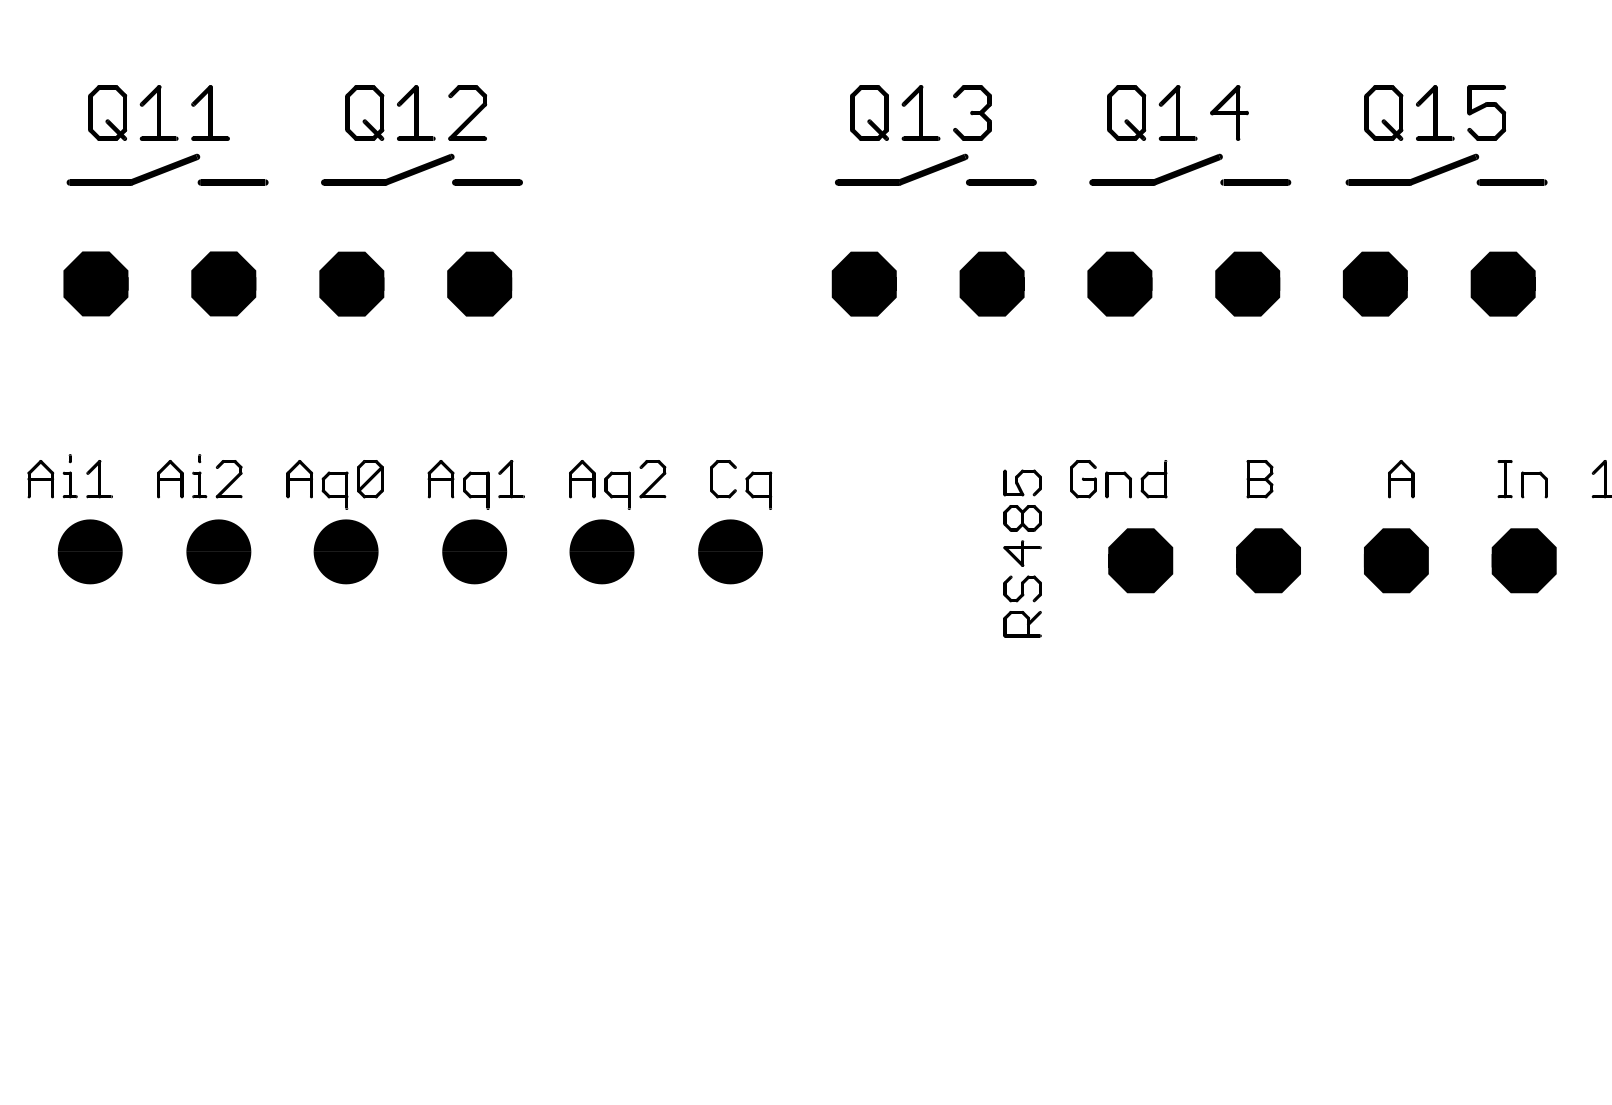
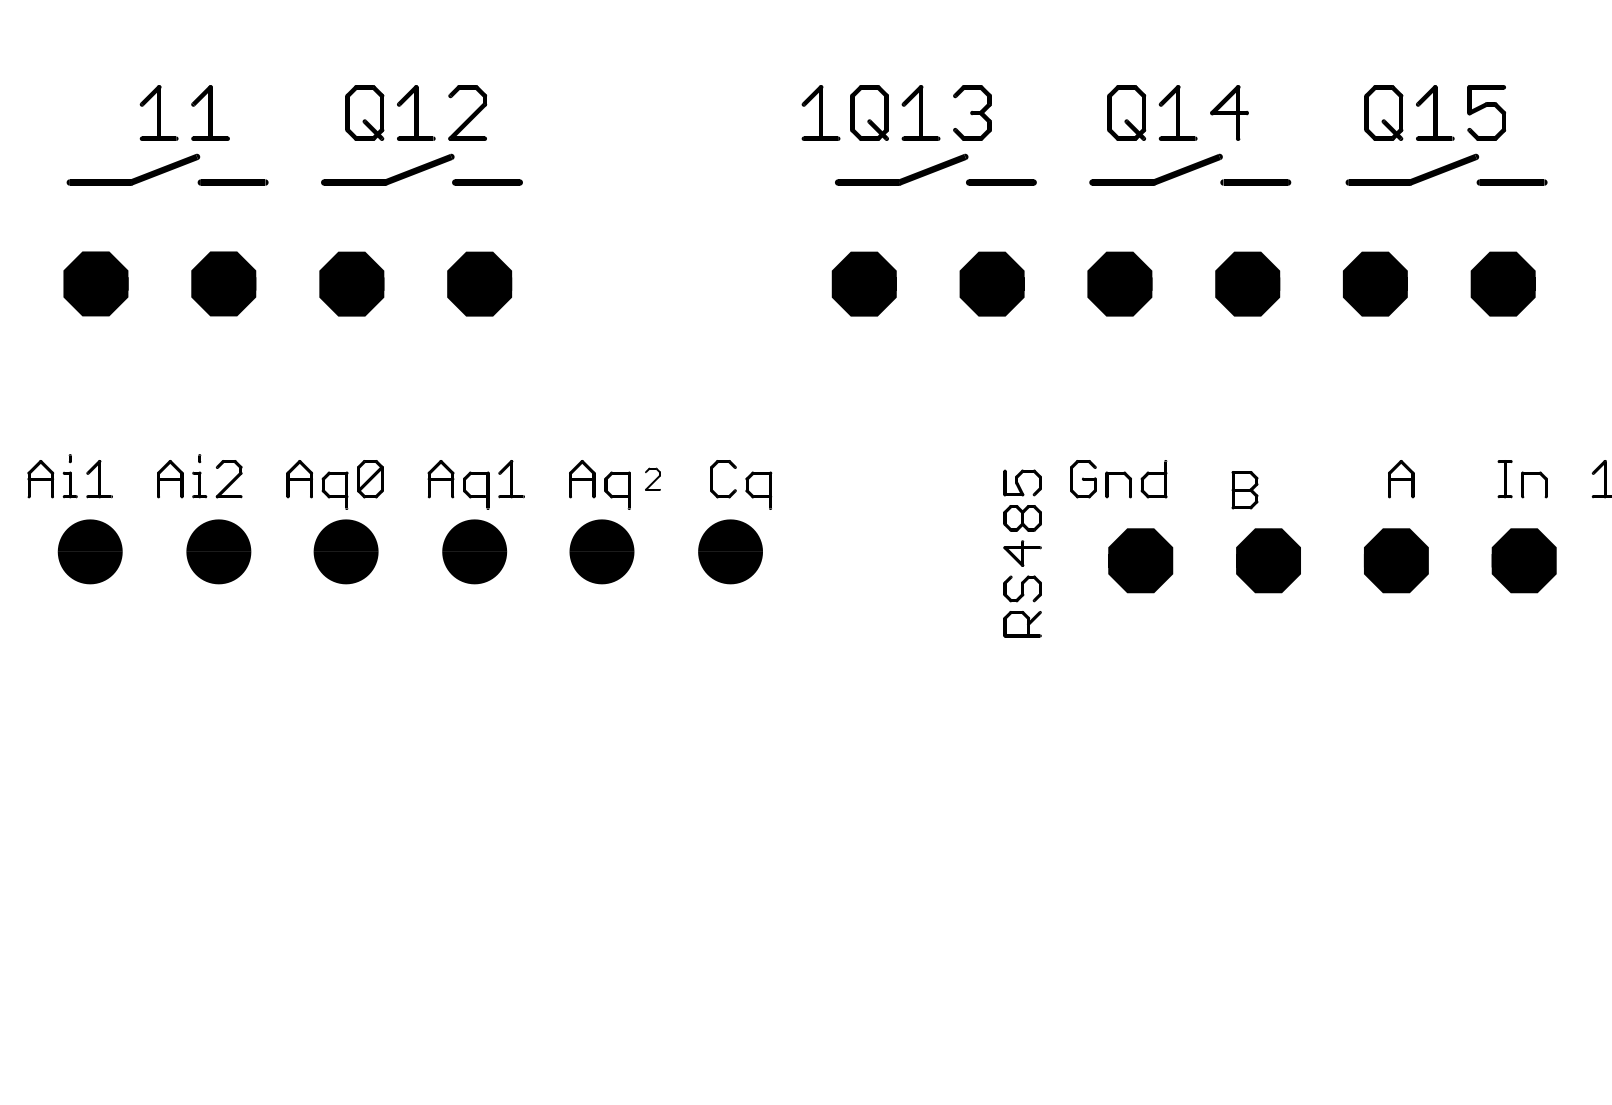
part: present -> none (107, 112)
part: none -> present (820, 112)
part size: 28x39 px -> 16x24 px (652, 478)
part position: (1259, 479) -> (1244, 490) (1244, 490)
